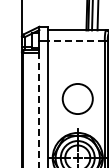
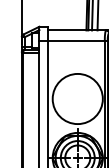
line: dashed -> solid (76, 40)
circle diameter: 30 px -> 50 px (77, 98)
line: dashed -> solid (39, 109)
